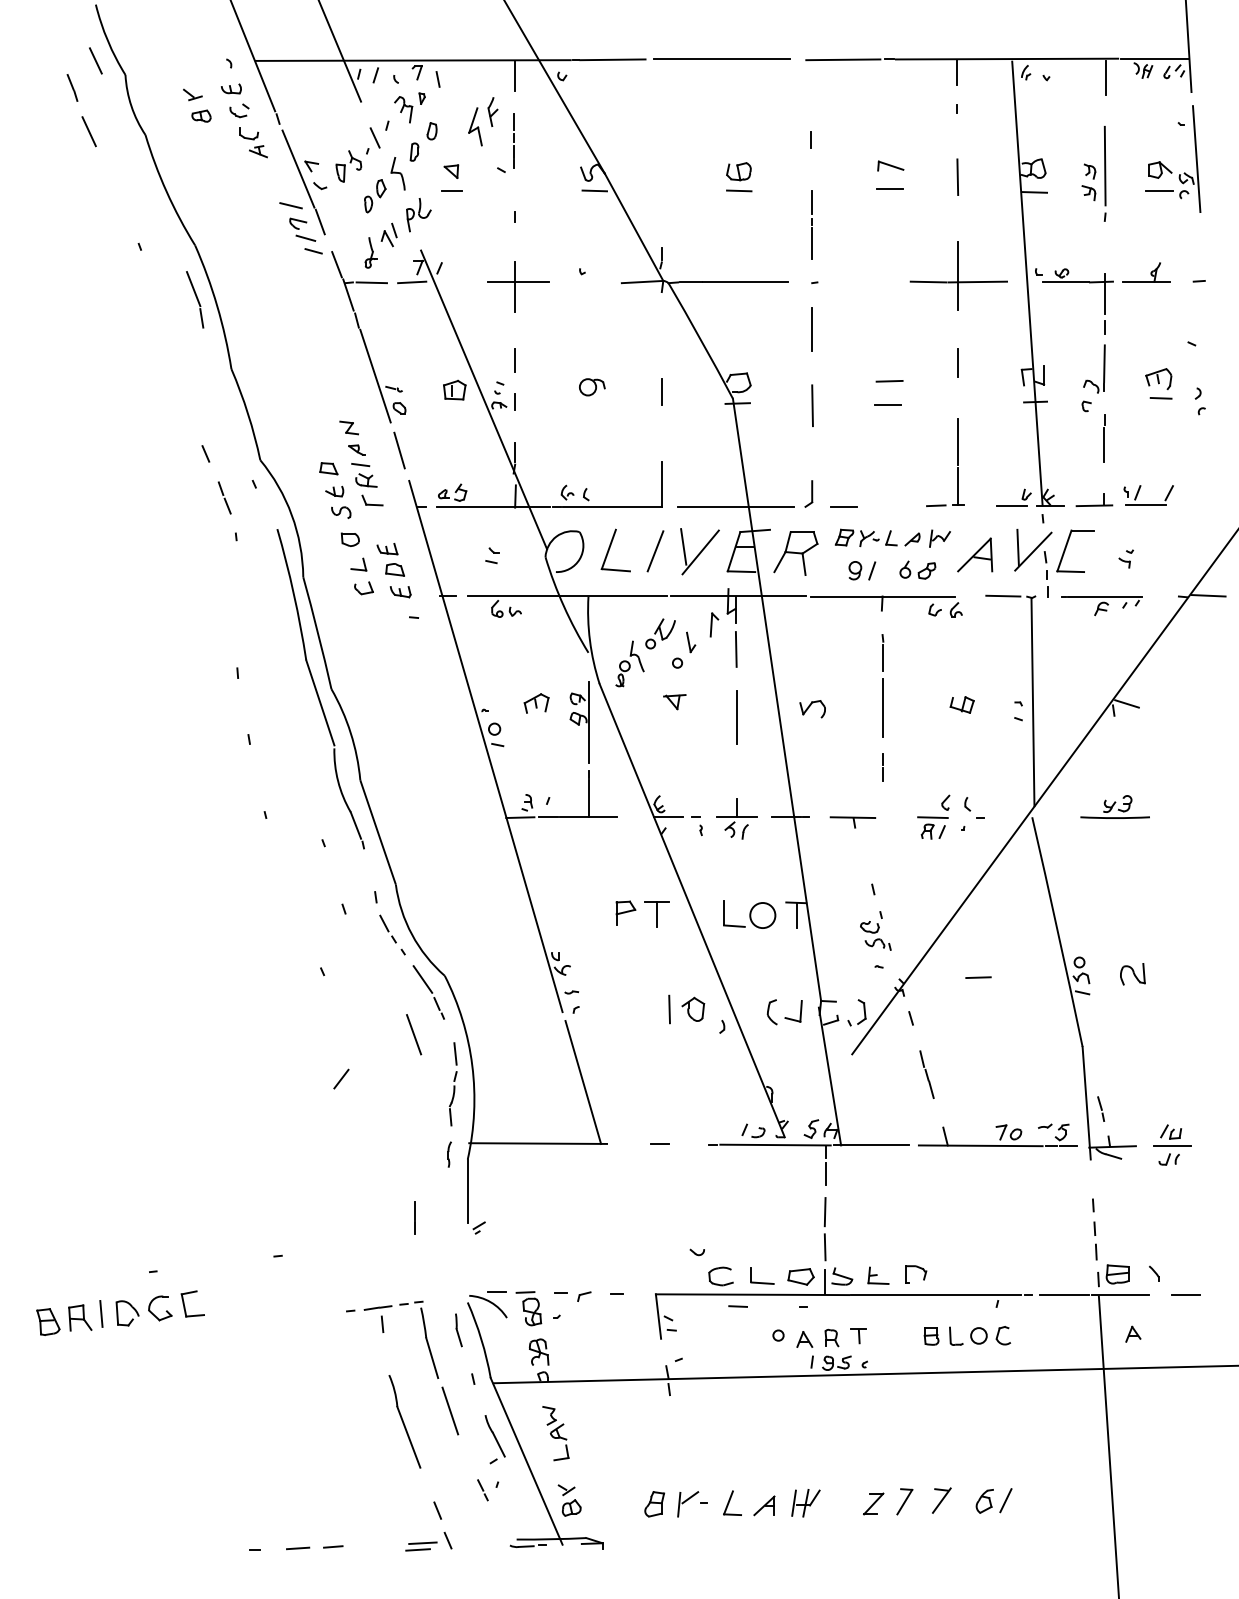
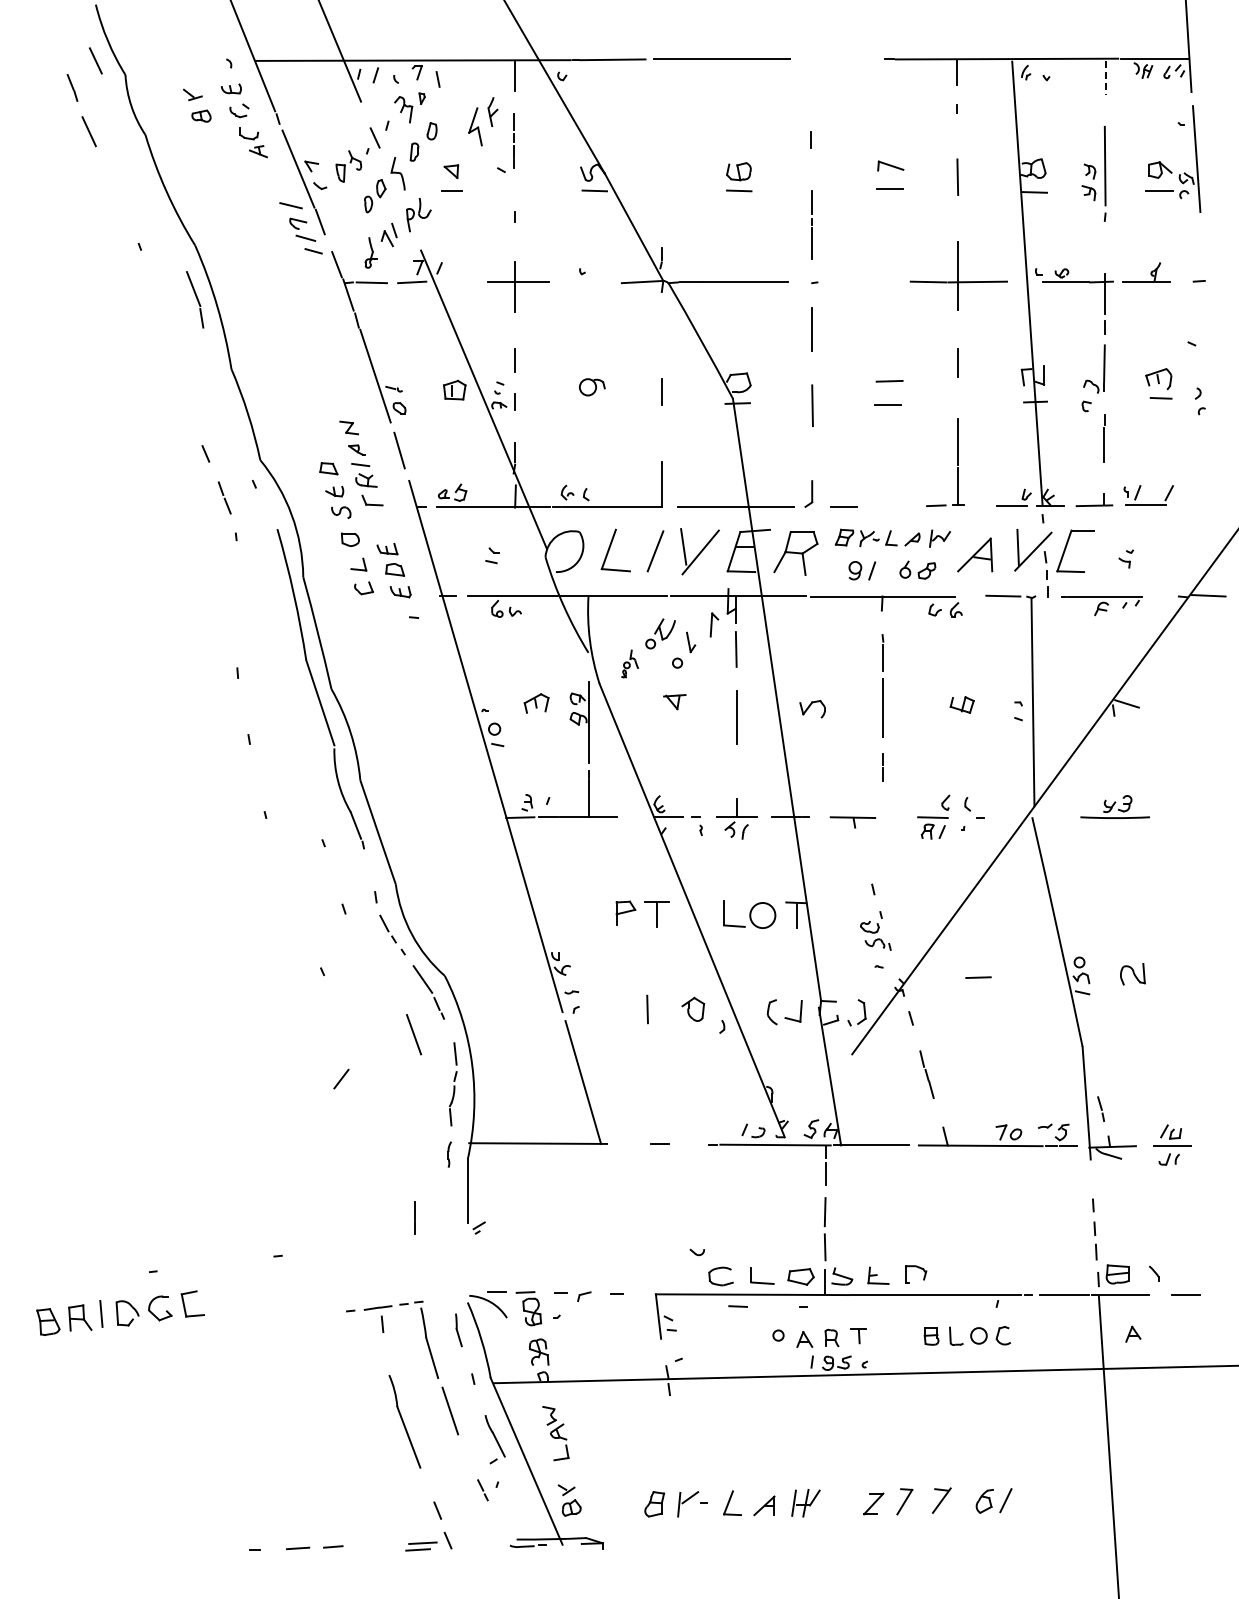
line: present -> none (843, 59)
line: solid -> dashed (1105, 78)
part size: 30x48 px -> 18x30 px (629, 663)
line position: (669, 1009) -> (647, 1009) (647, 1009)
